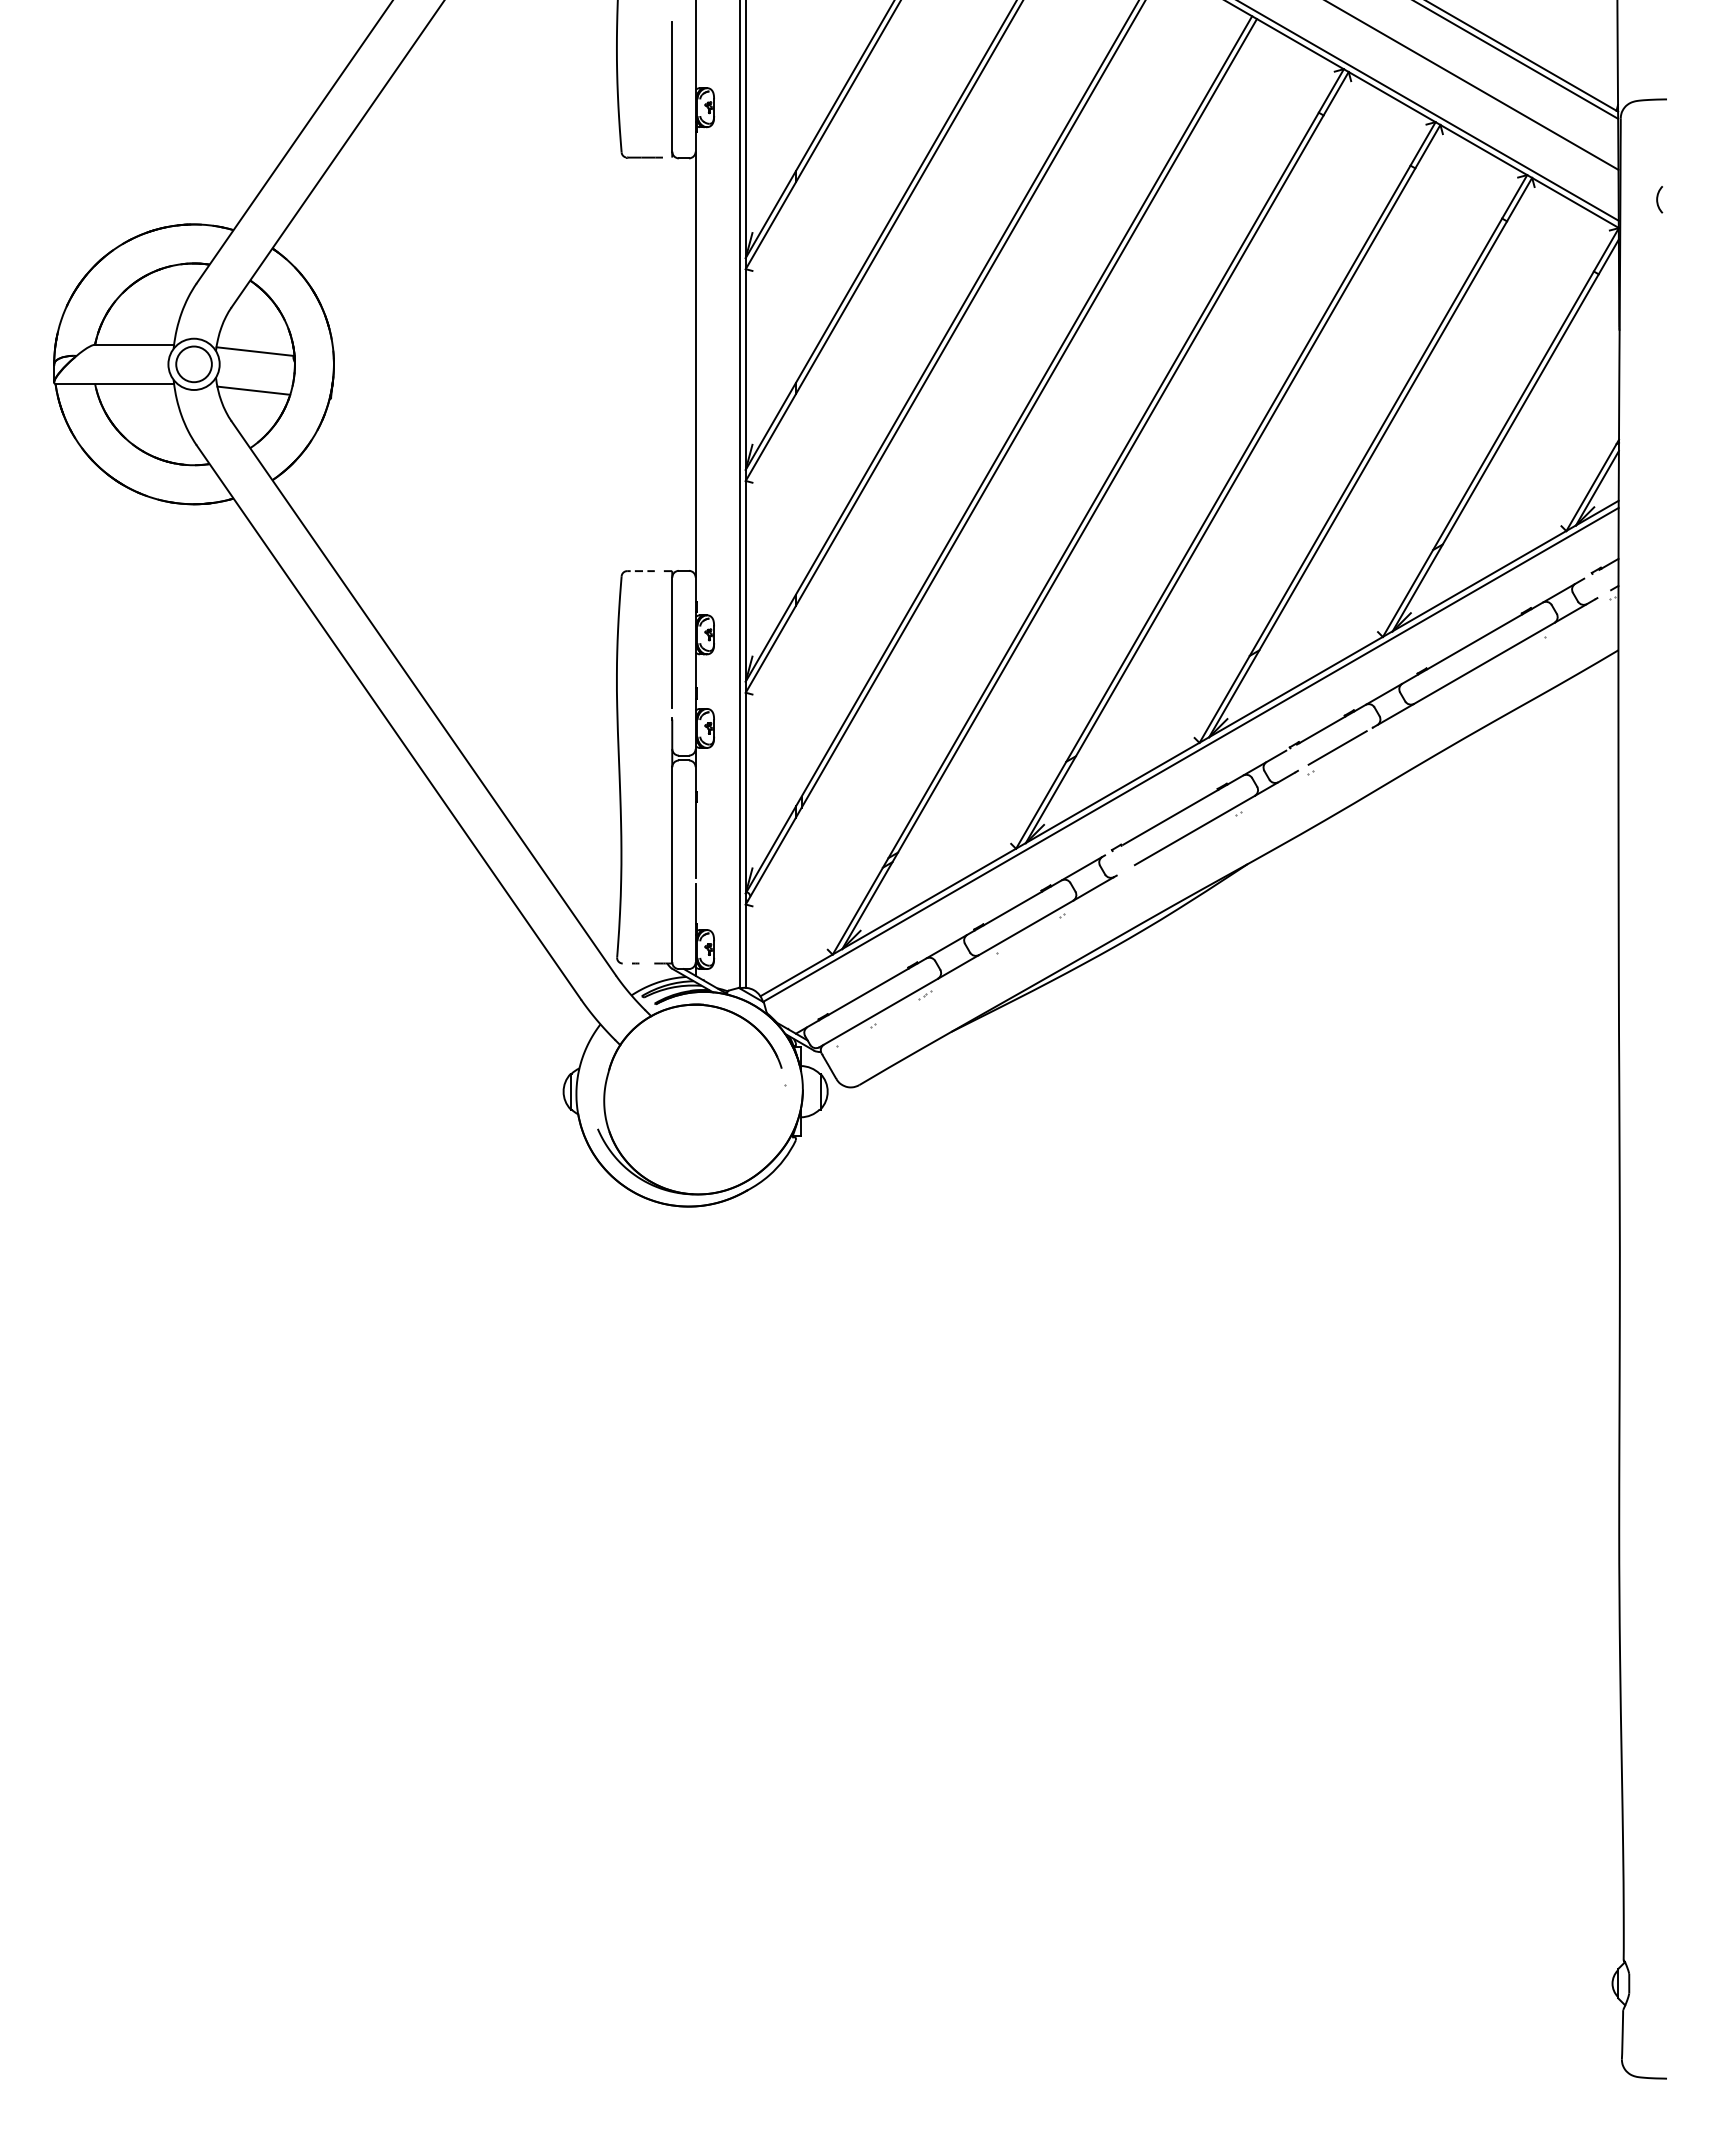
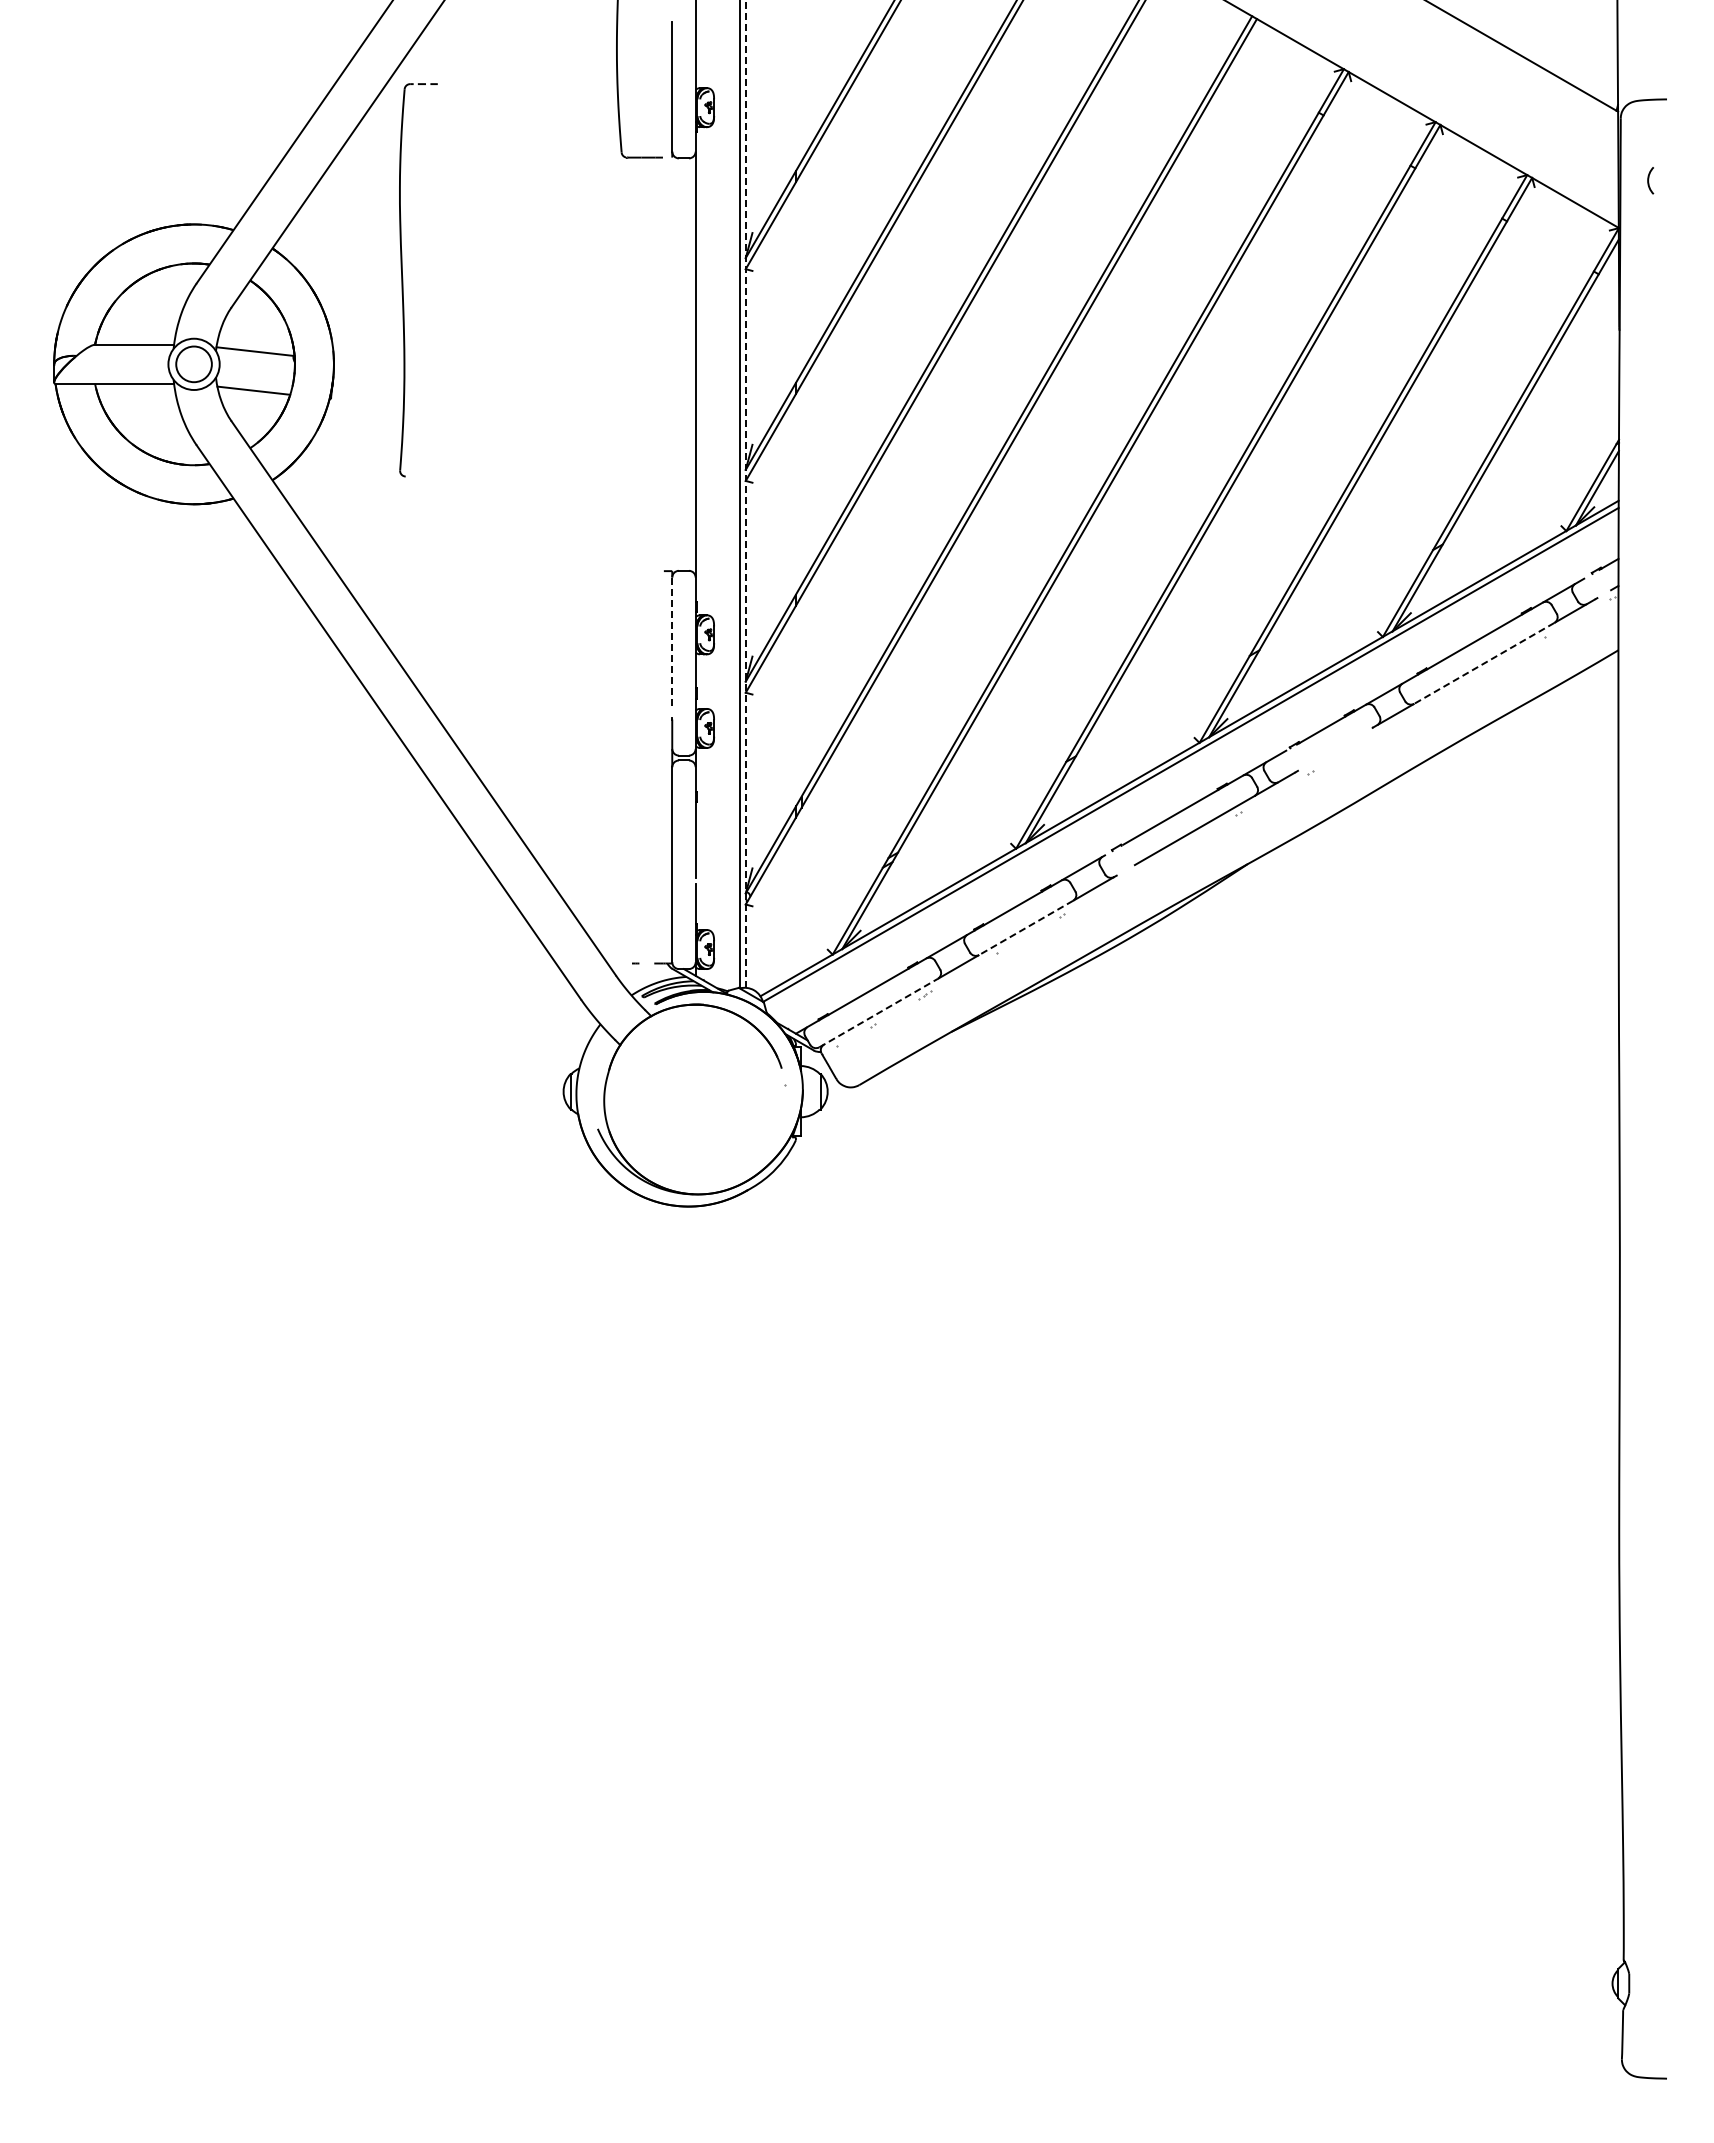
line: present -> none (1517, 60)
line: present -> none (1473, 85)
line: present -> none (1429, 111)
arc position: (1658, 198) -> (1649, 179) (1649, 179)
line: solid -> dashed (745, 494)
line: solid -> dashed (672, 643)
line: solid -> dashed (1484, 663)
line: present -> none (1337, 747)
part position: (620, 767) -> (403, 280) (403, 280)
line: solid -> dashed (1025, 928)
line: solid -> dashed (879, 1012)
